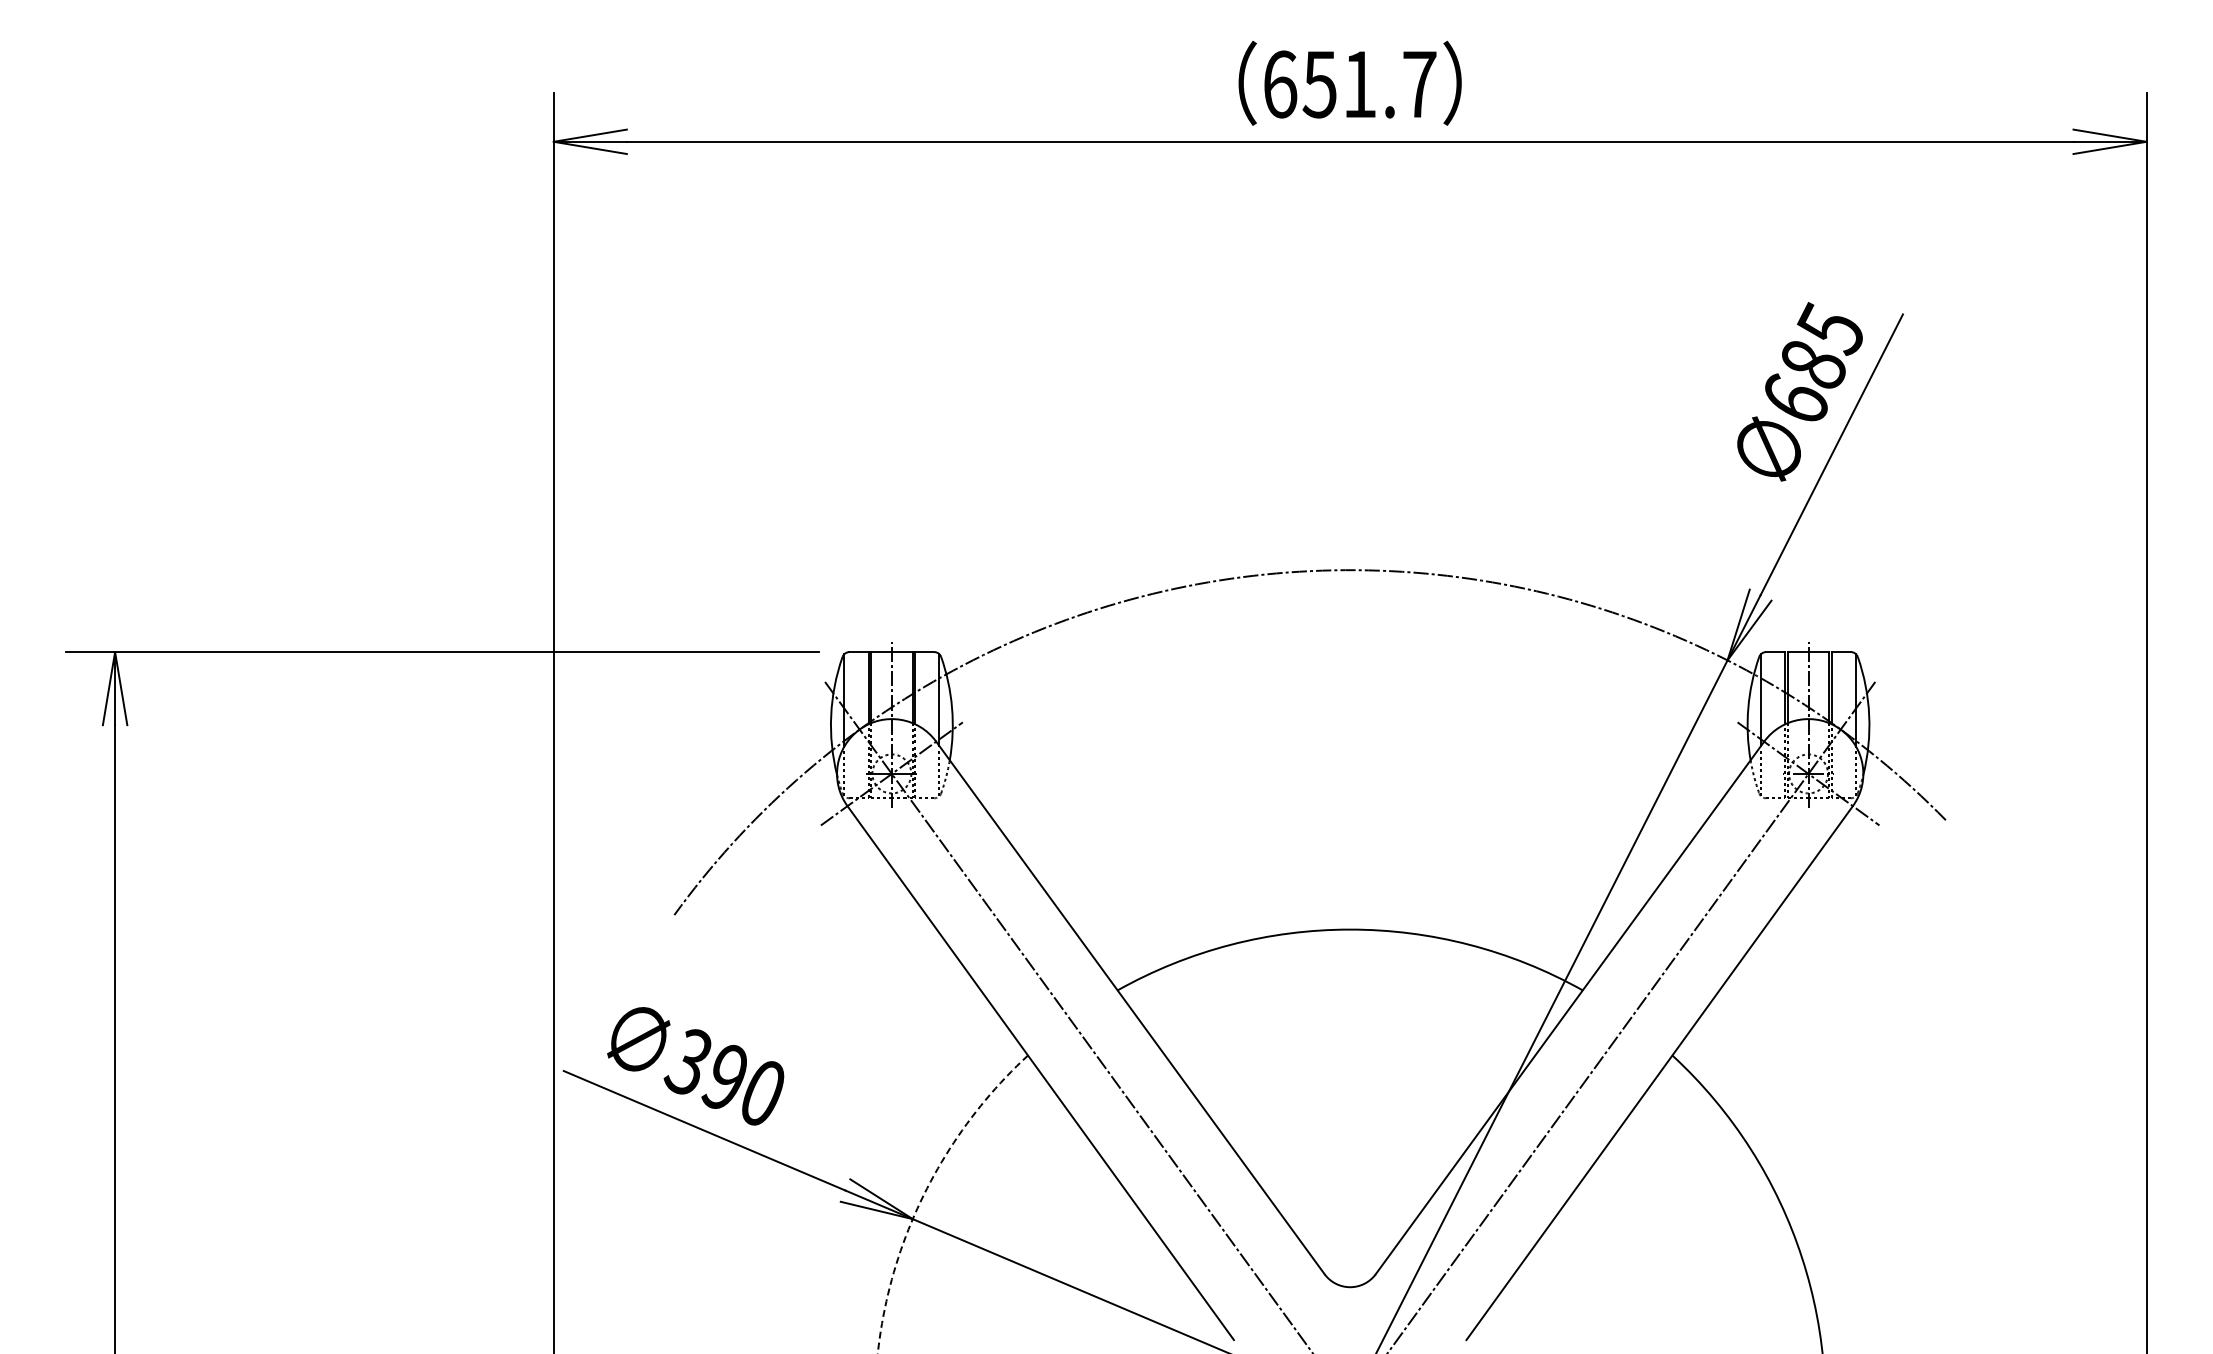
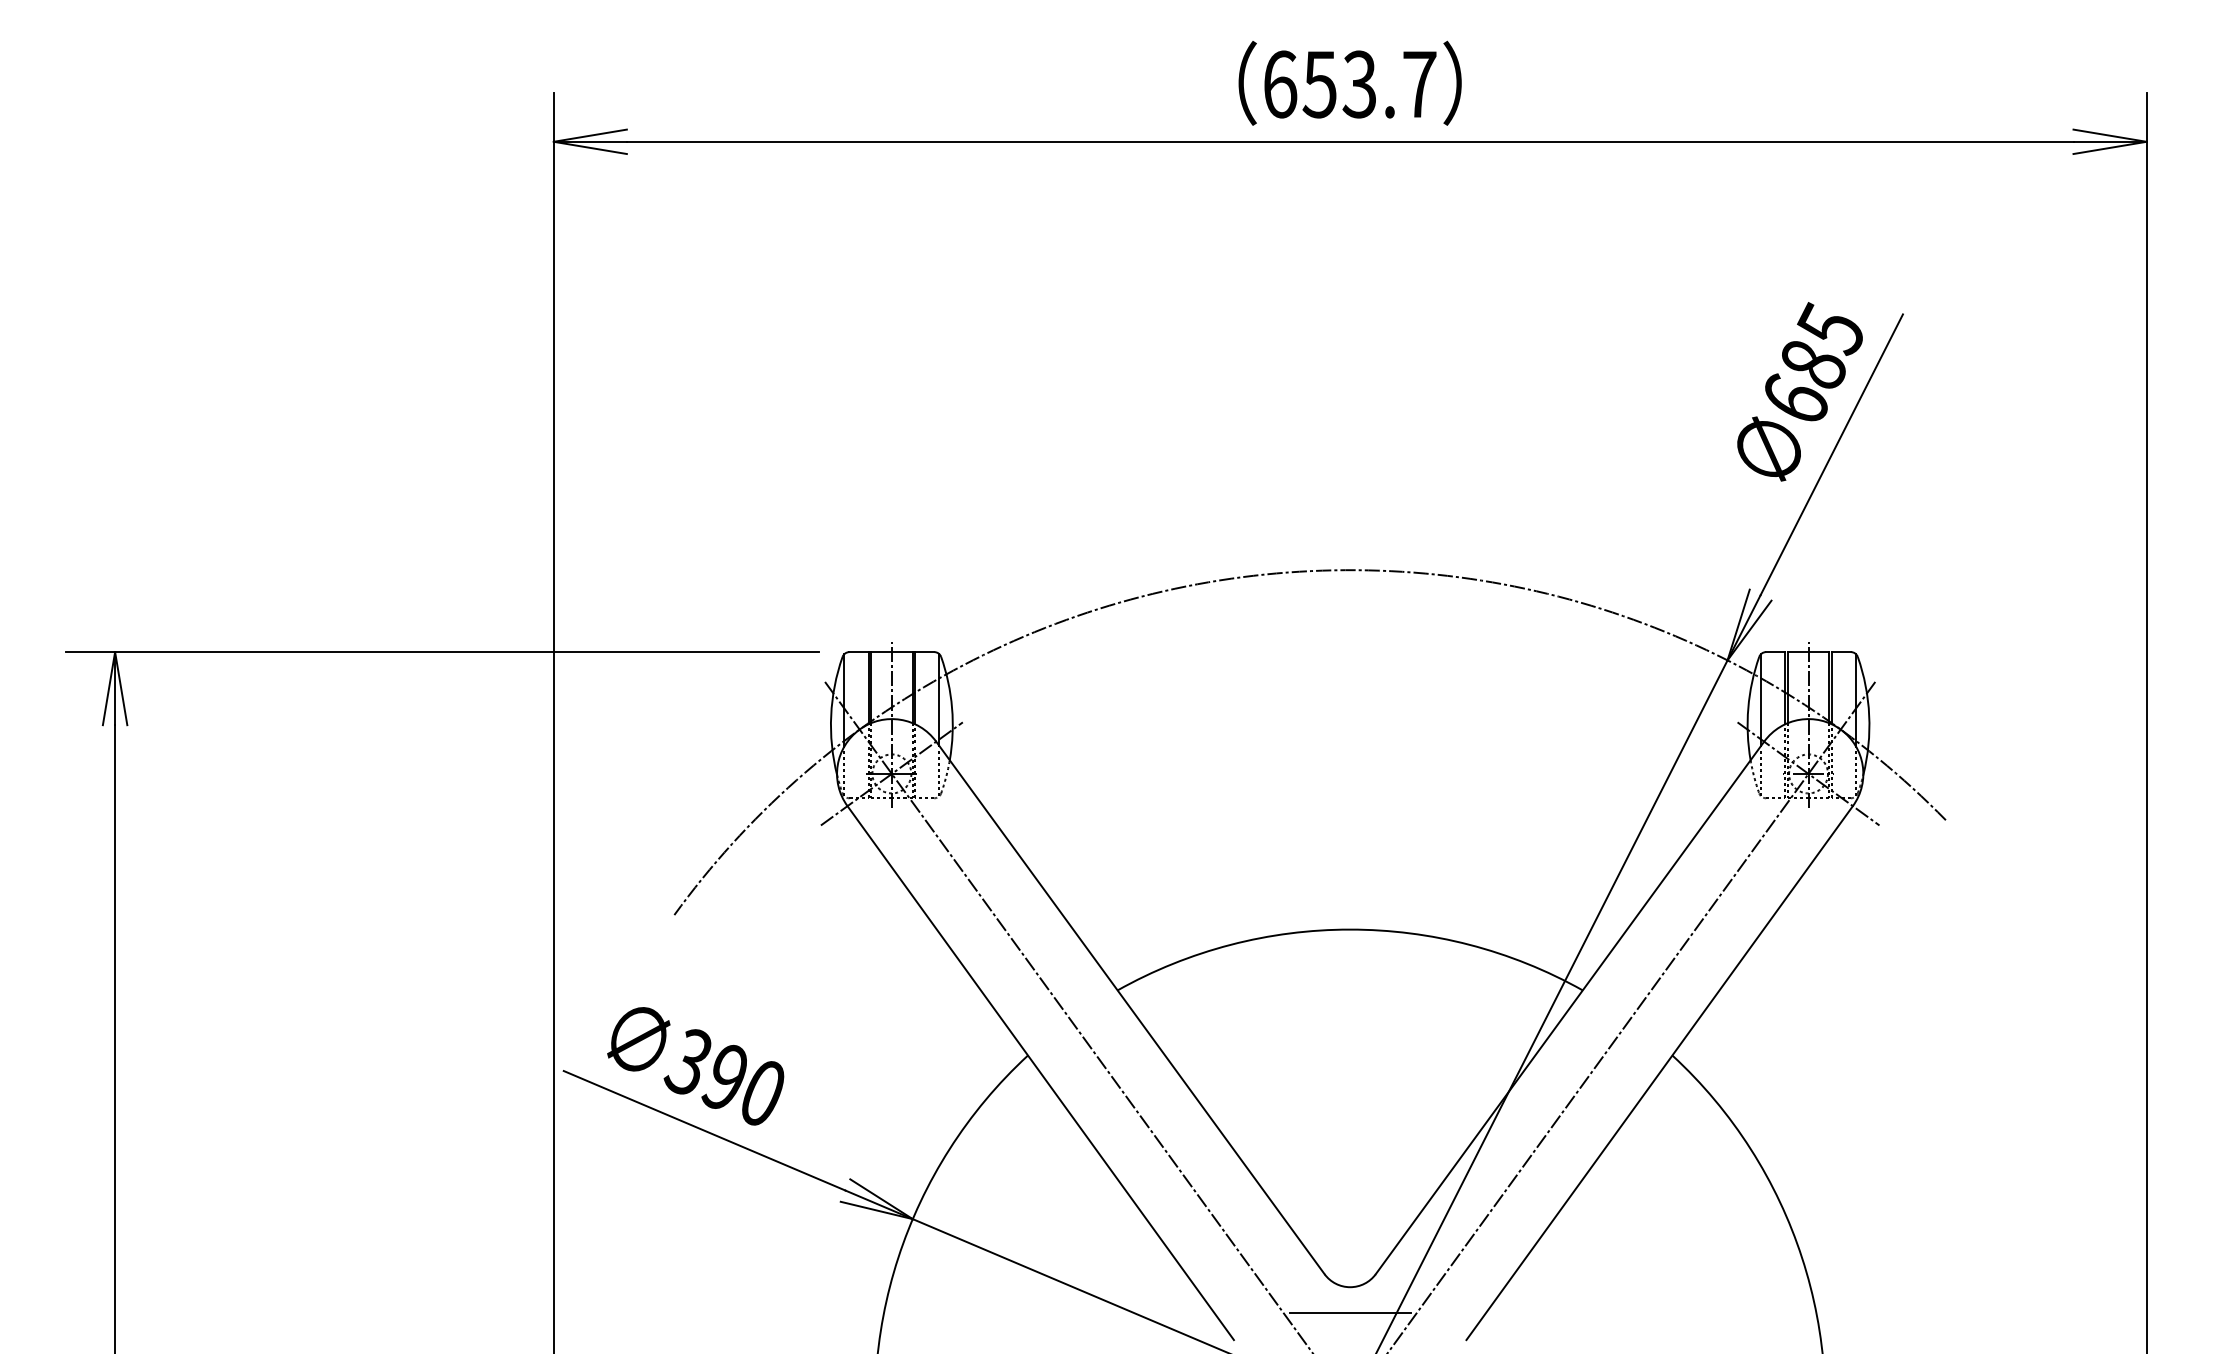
text: 651.7 -> 653.7 (1358, 84)
arc: dashed -> solid (925, 1191)
line: none -> present (1349, 1313)
